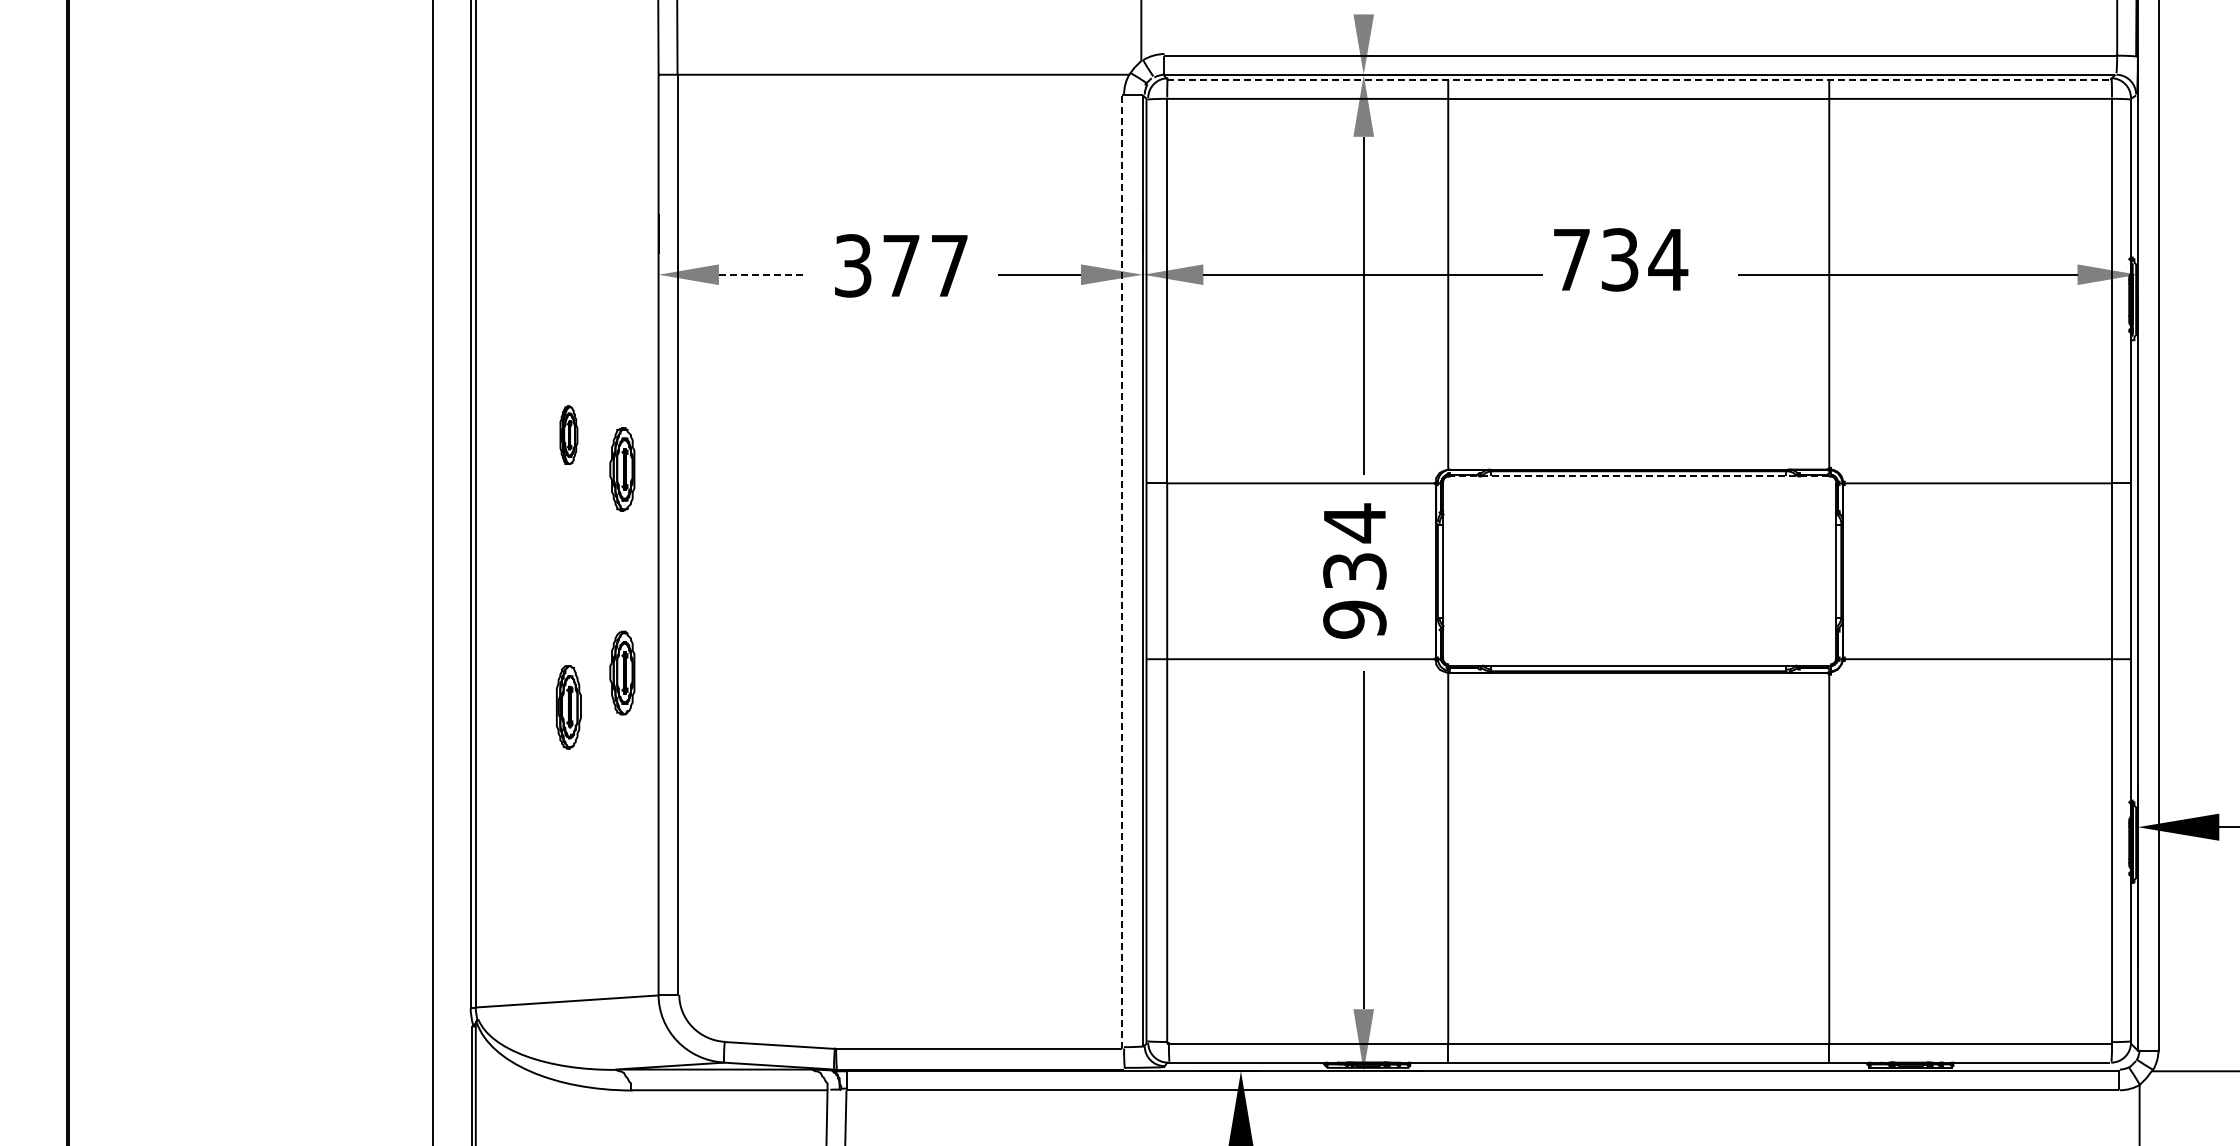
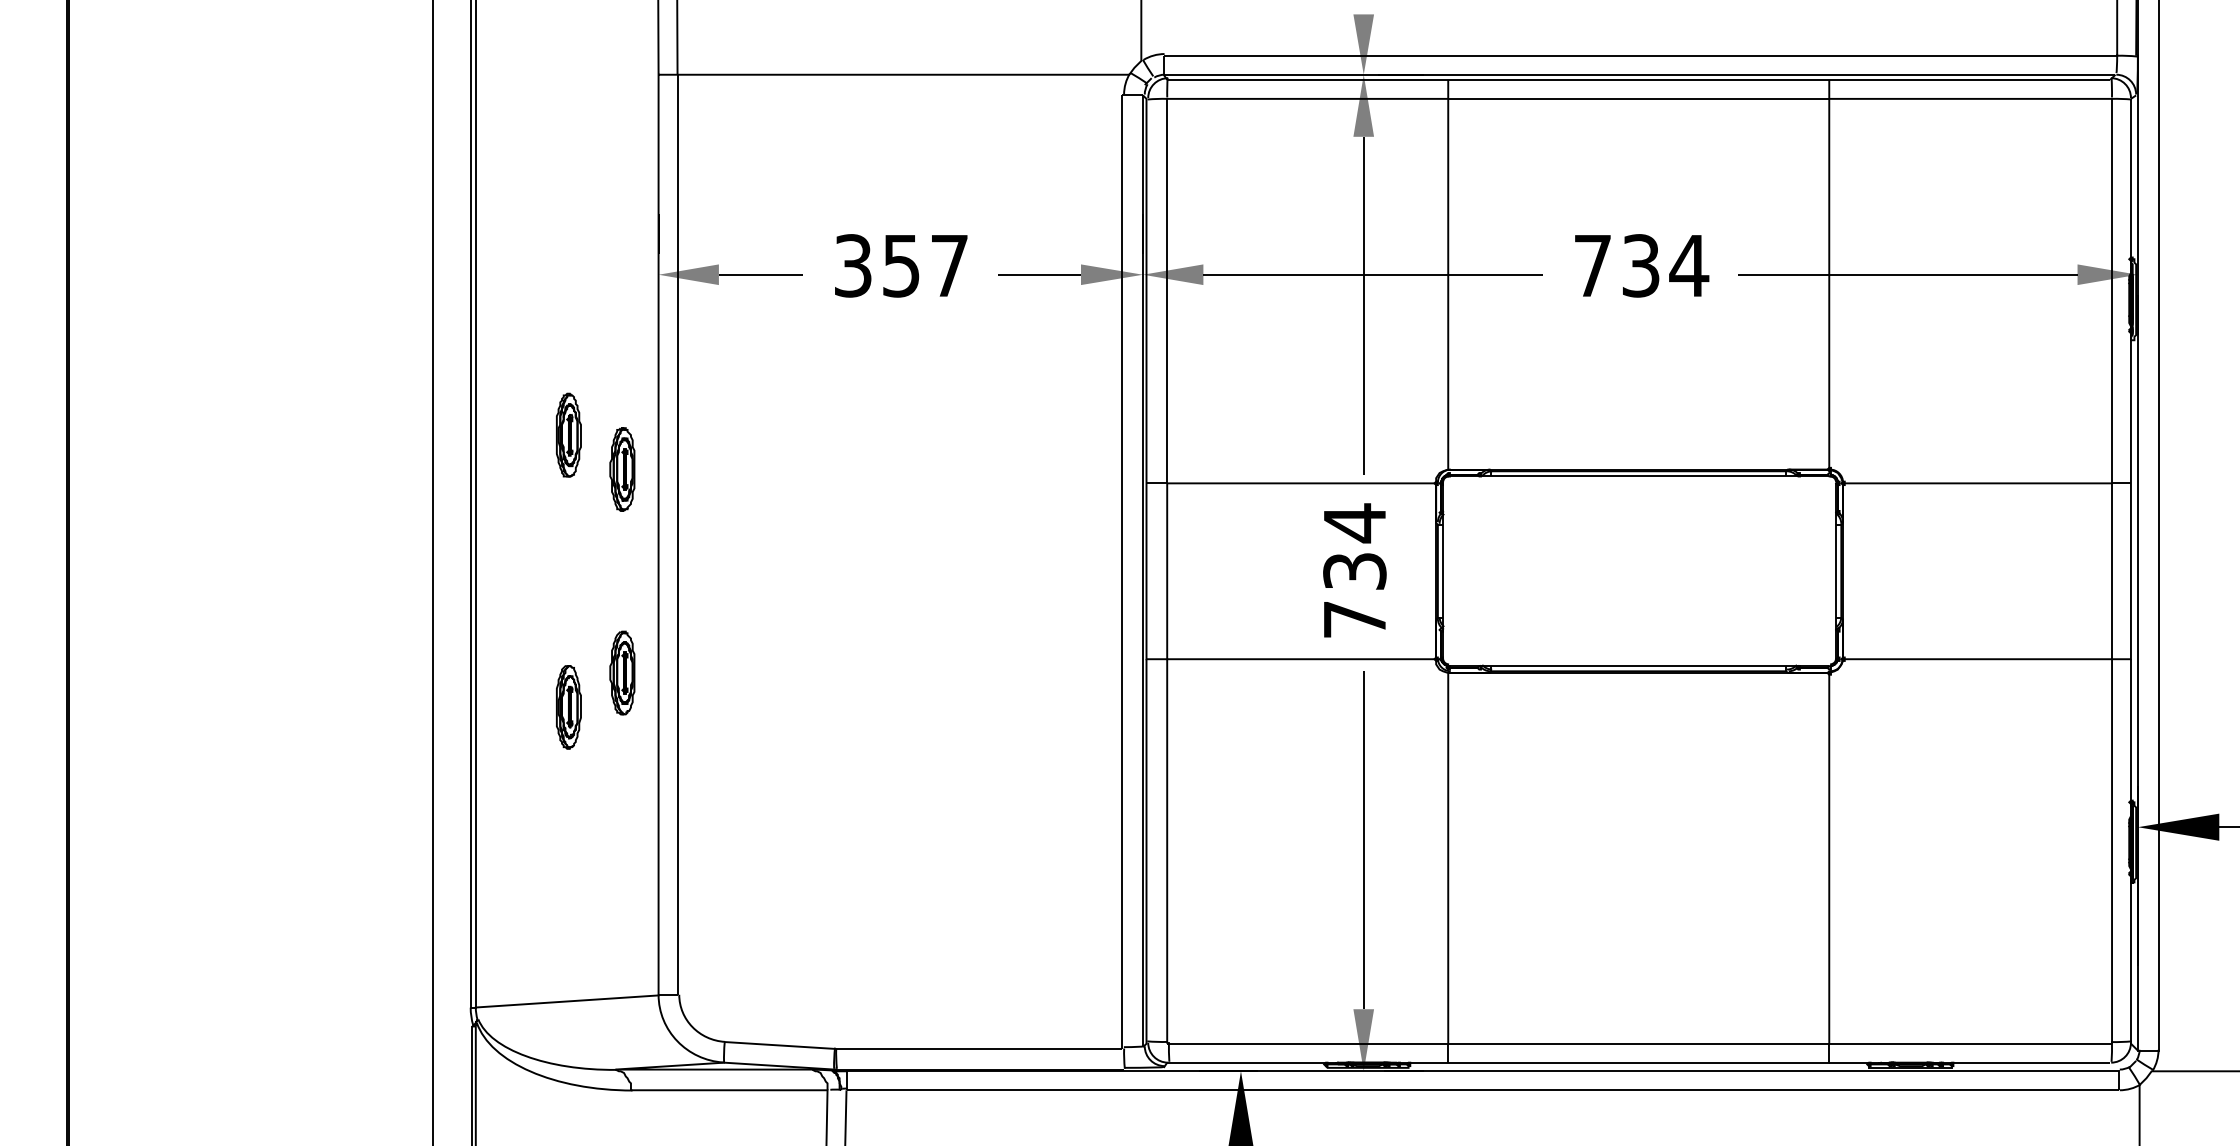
line: dashed -> solid (1638, 79)
text position: (1621, 259) -> (1642, 265) (1642, 265)
text: 377 -> 357 (901, 266)
line: dashed -> solid (761, 274)
part size: 20x60 px -> 26x86 px (568, 434)
line: dashed -> solid (1638, 476)
line: dashed -> solid (1122, 572)
text: 934 -> 734 (1354, 619)
